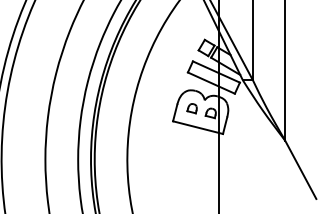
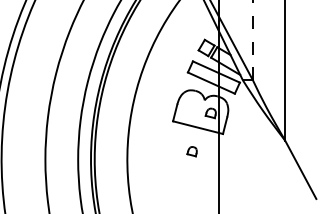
line: solid -> dashed (252, 40)
part position: (191, 108) -> (191, 151) (191, 151)
